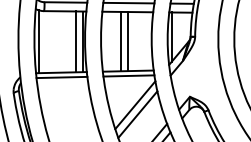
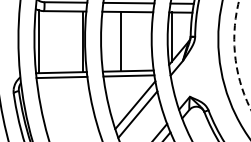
line: present -> none (76, 41)
line: present -> none (127, 41)
arc: solid -> dashed (235, 56)
